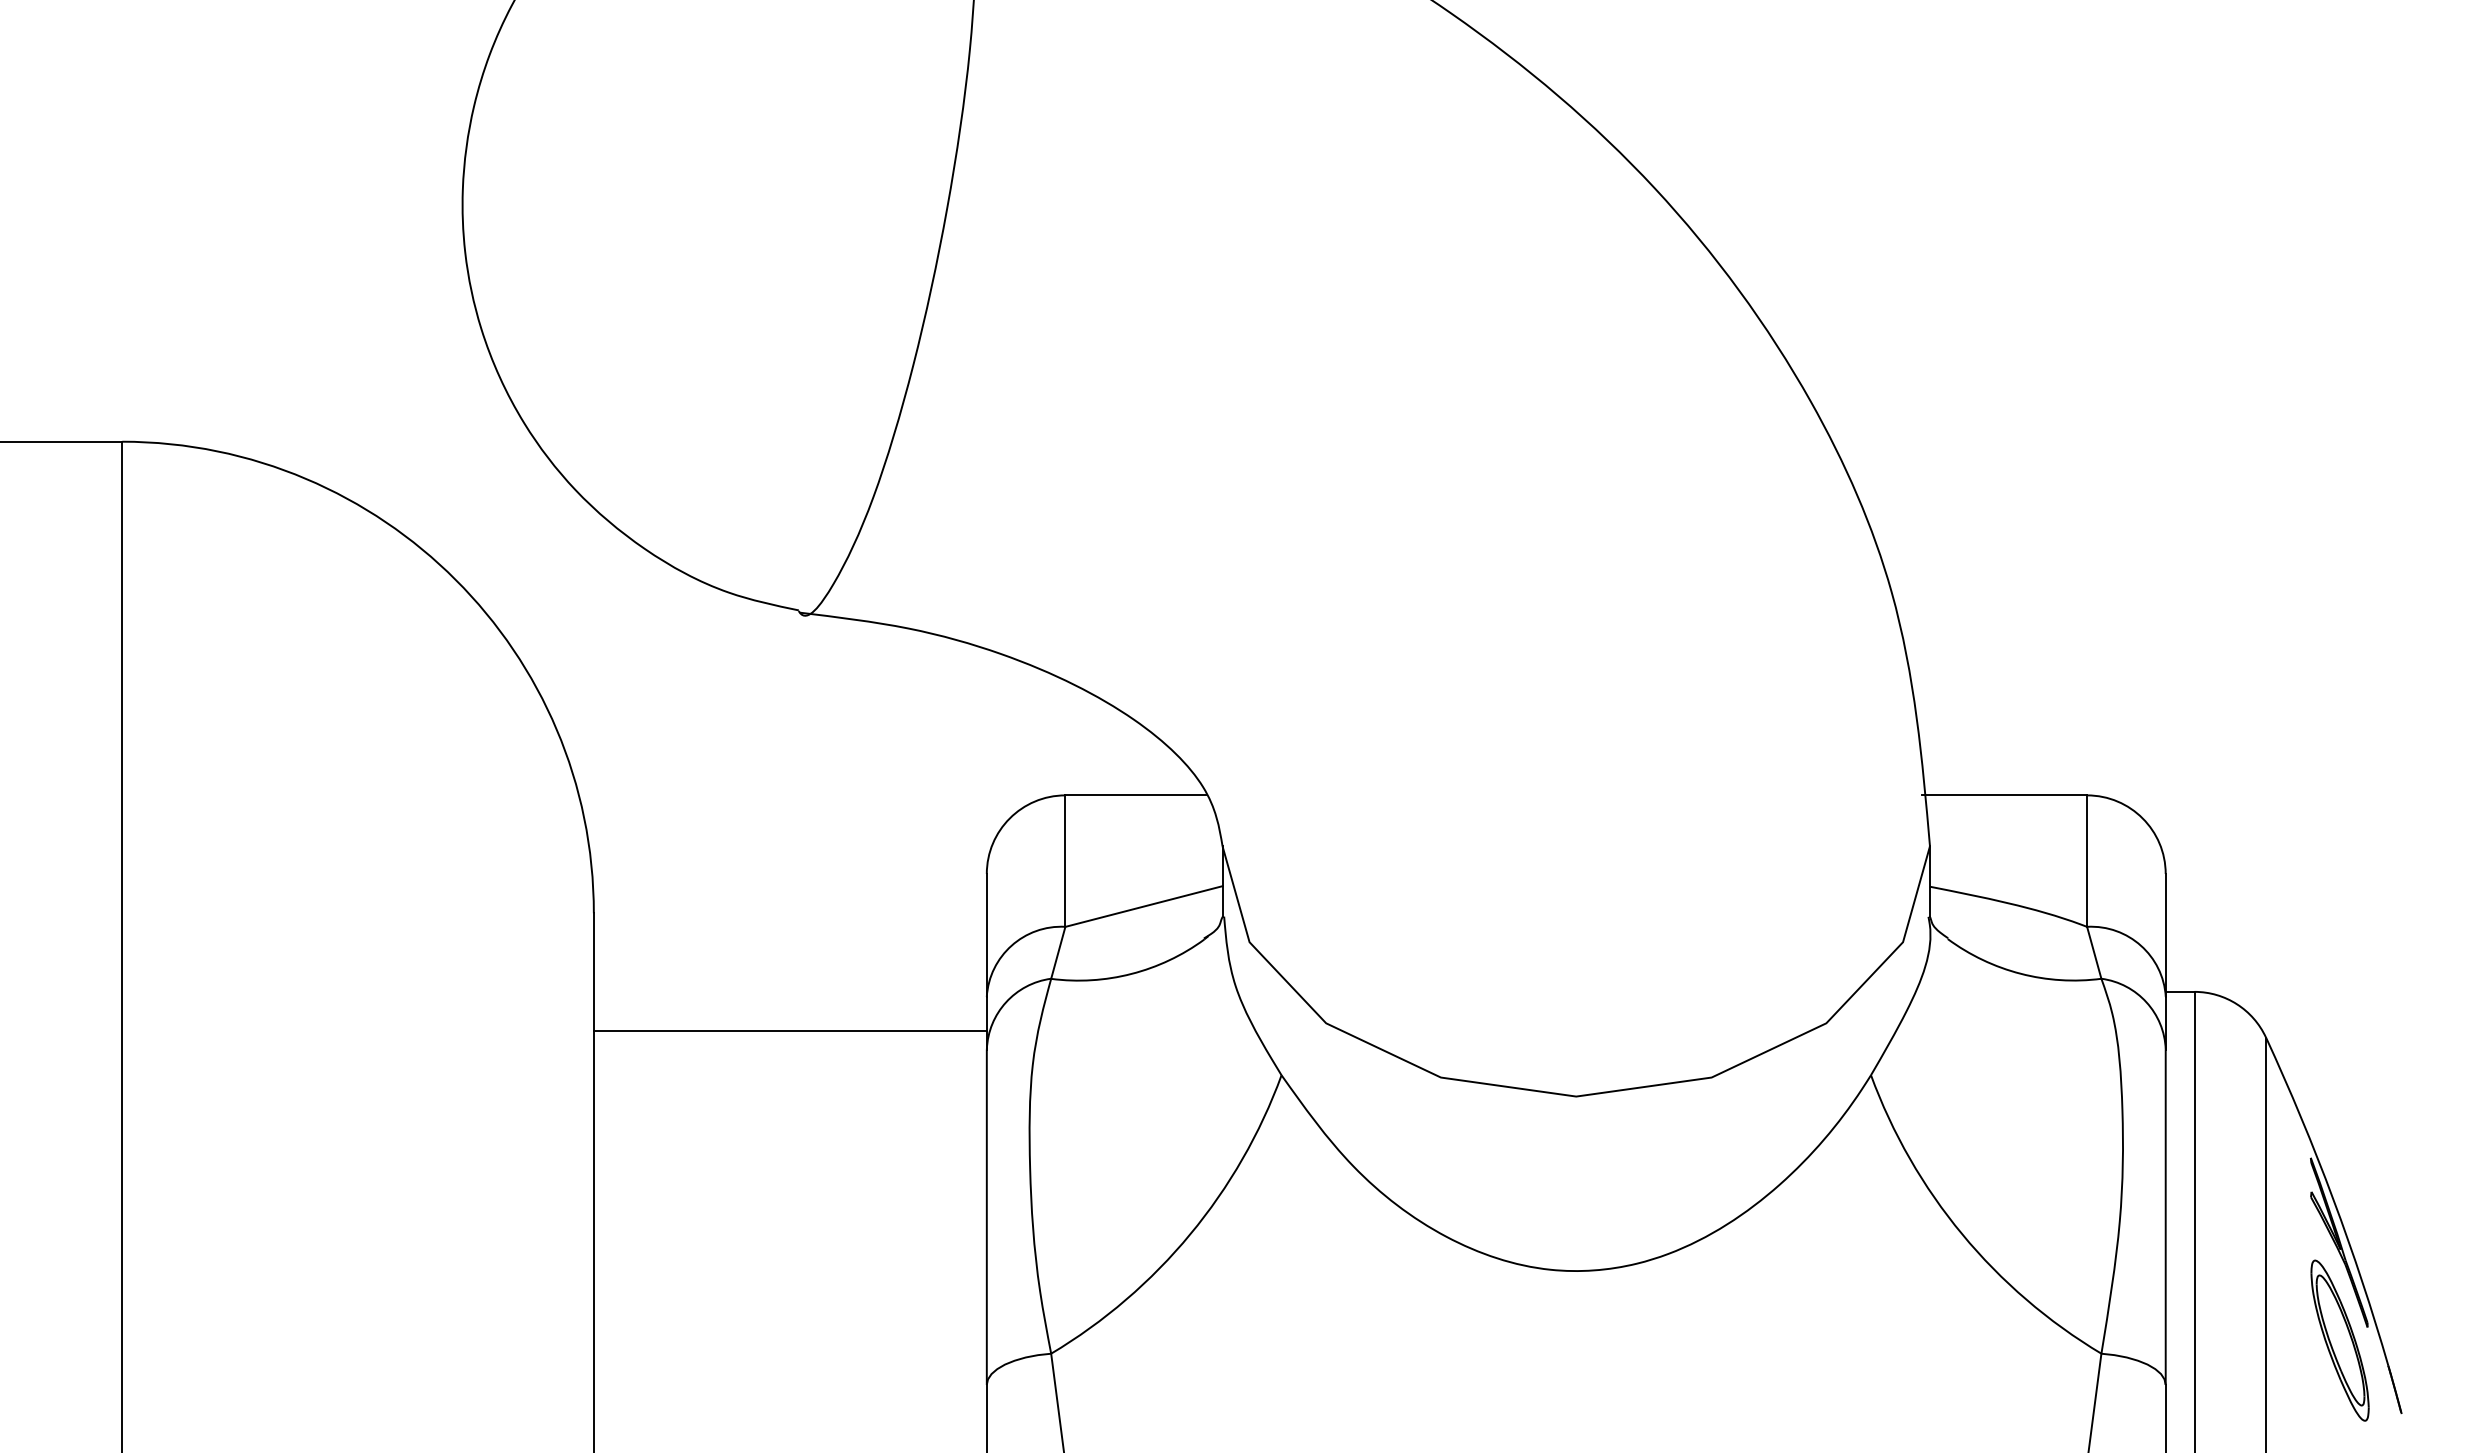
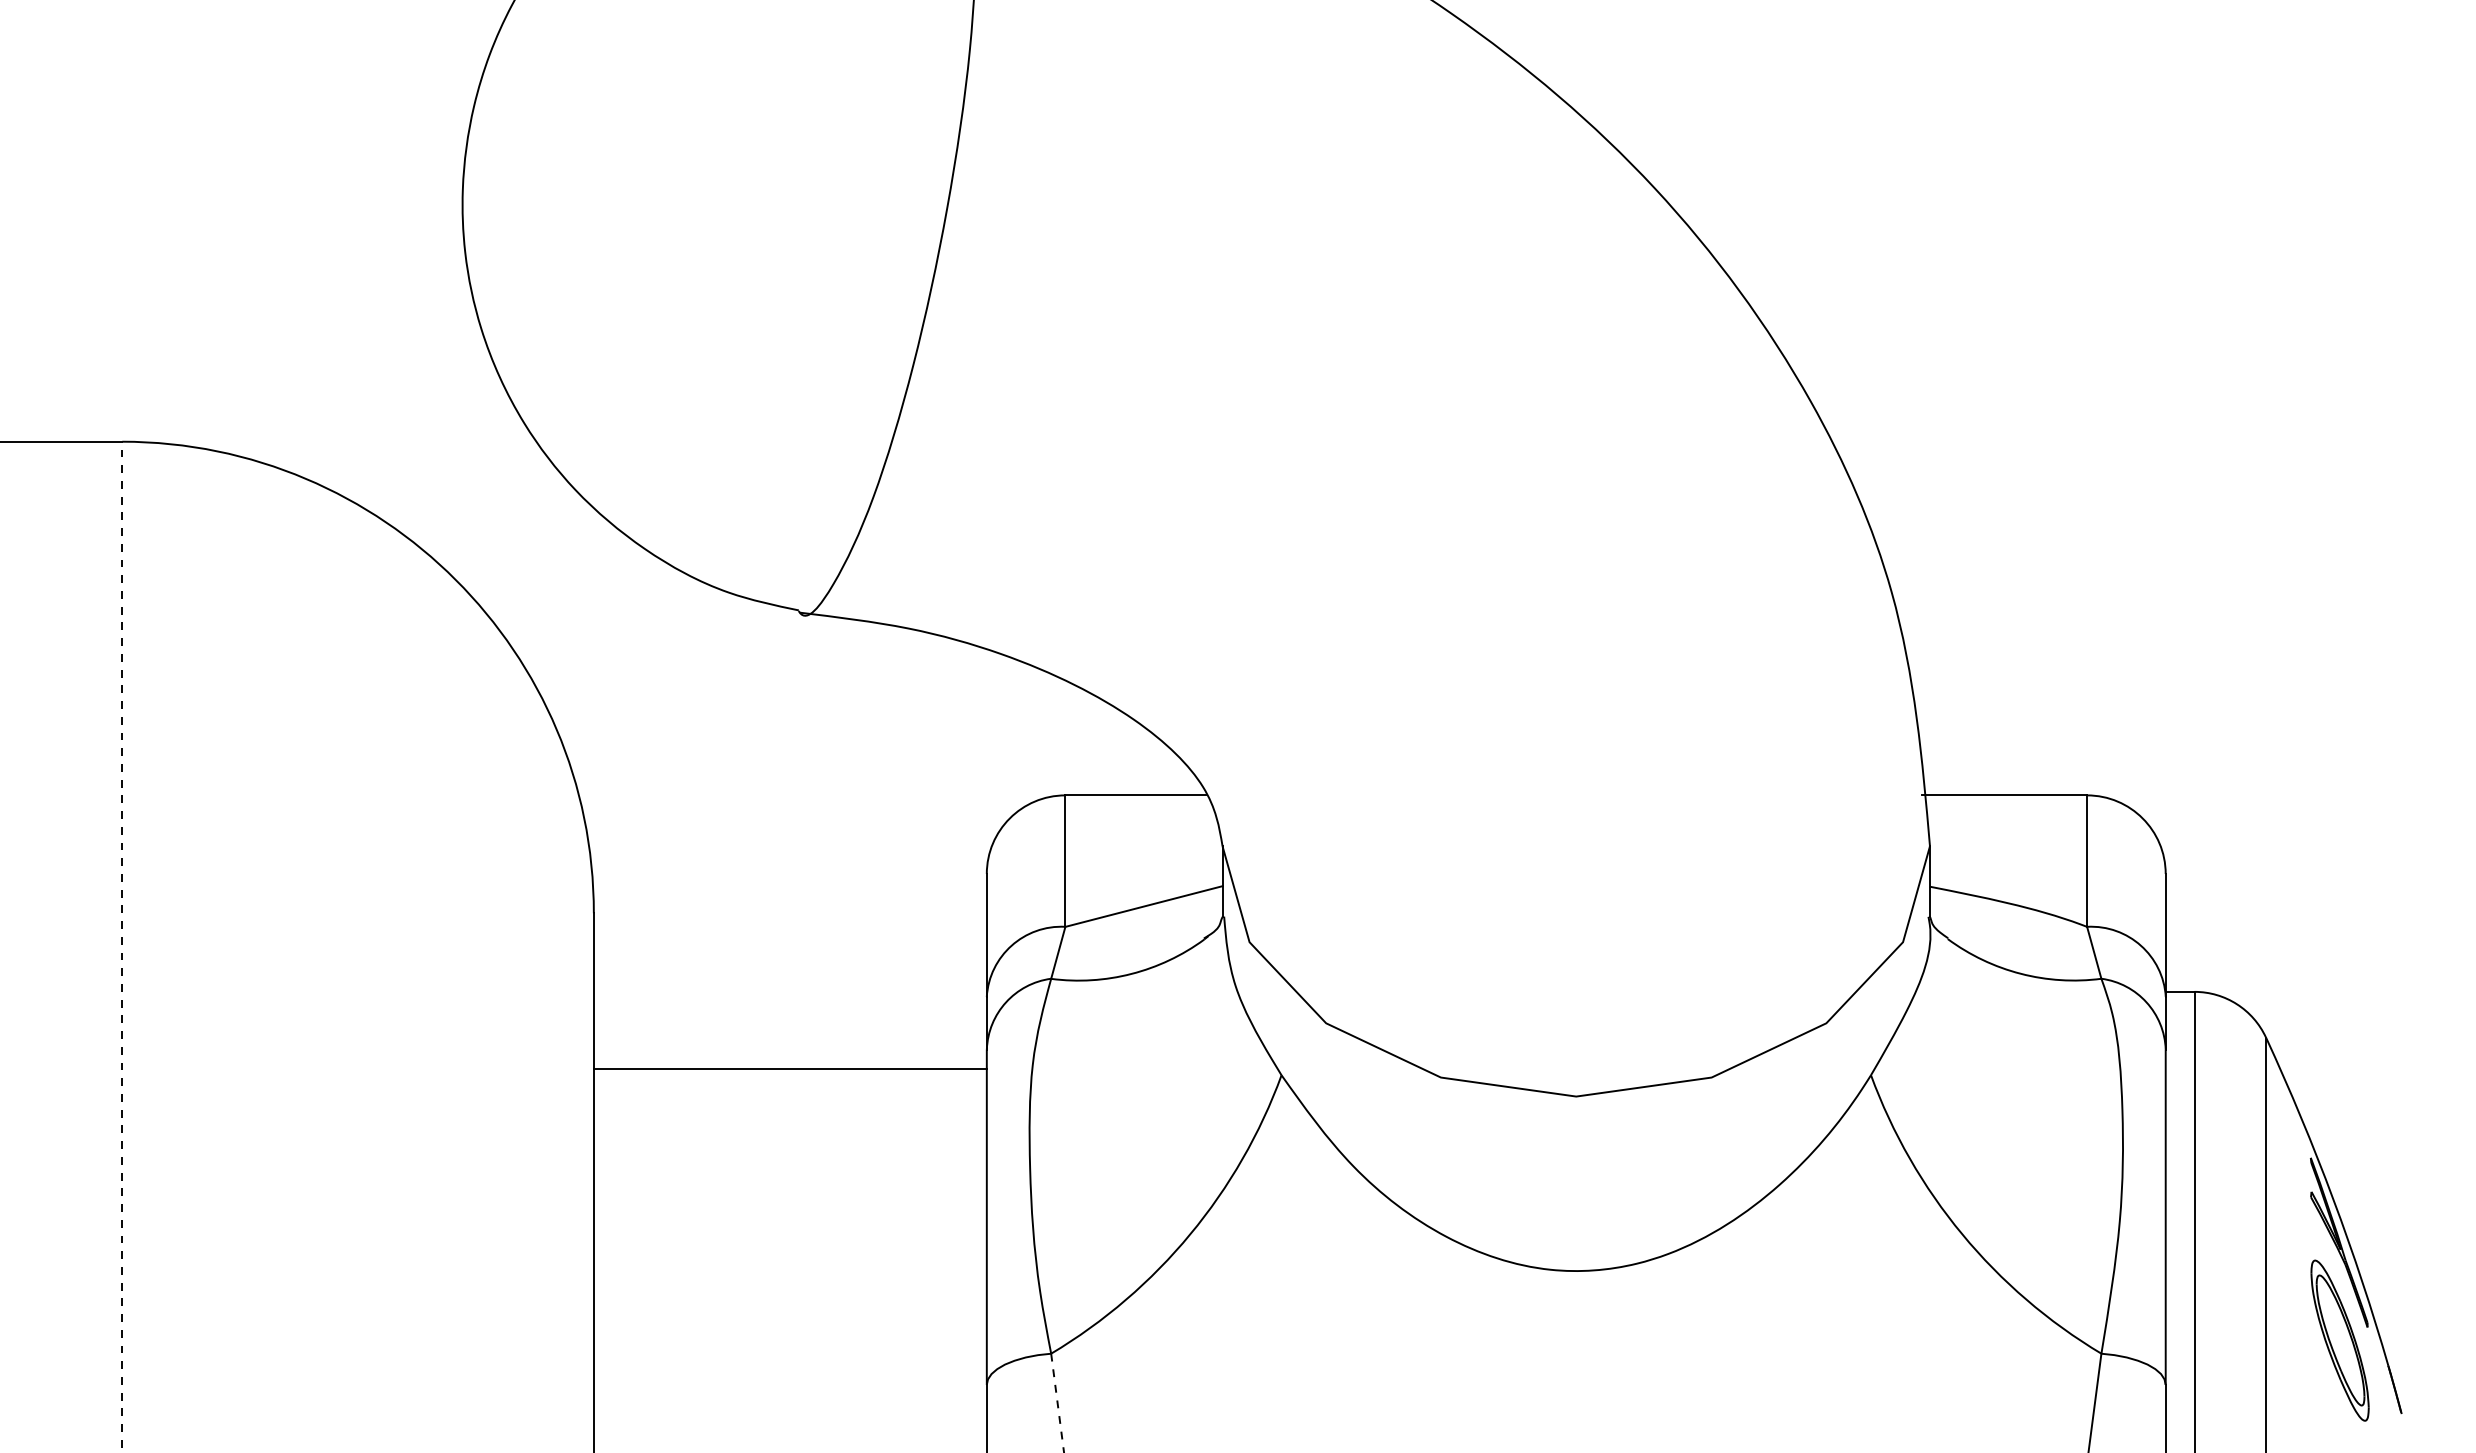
line: solid -> dashed (122, 946)
line position: (789, 1031) -> (789, 1069) (789, 1069)
line: solid -> dashed (1057, 1402)
